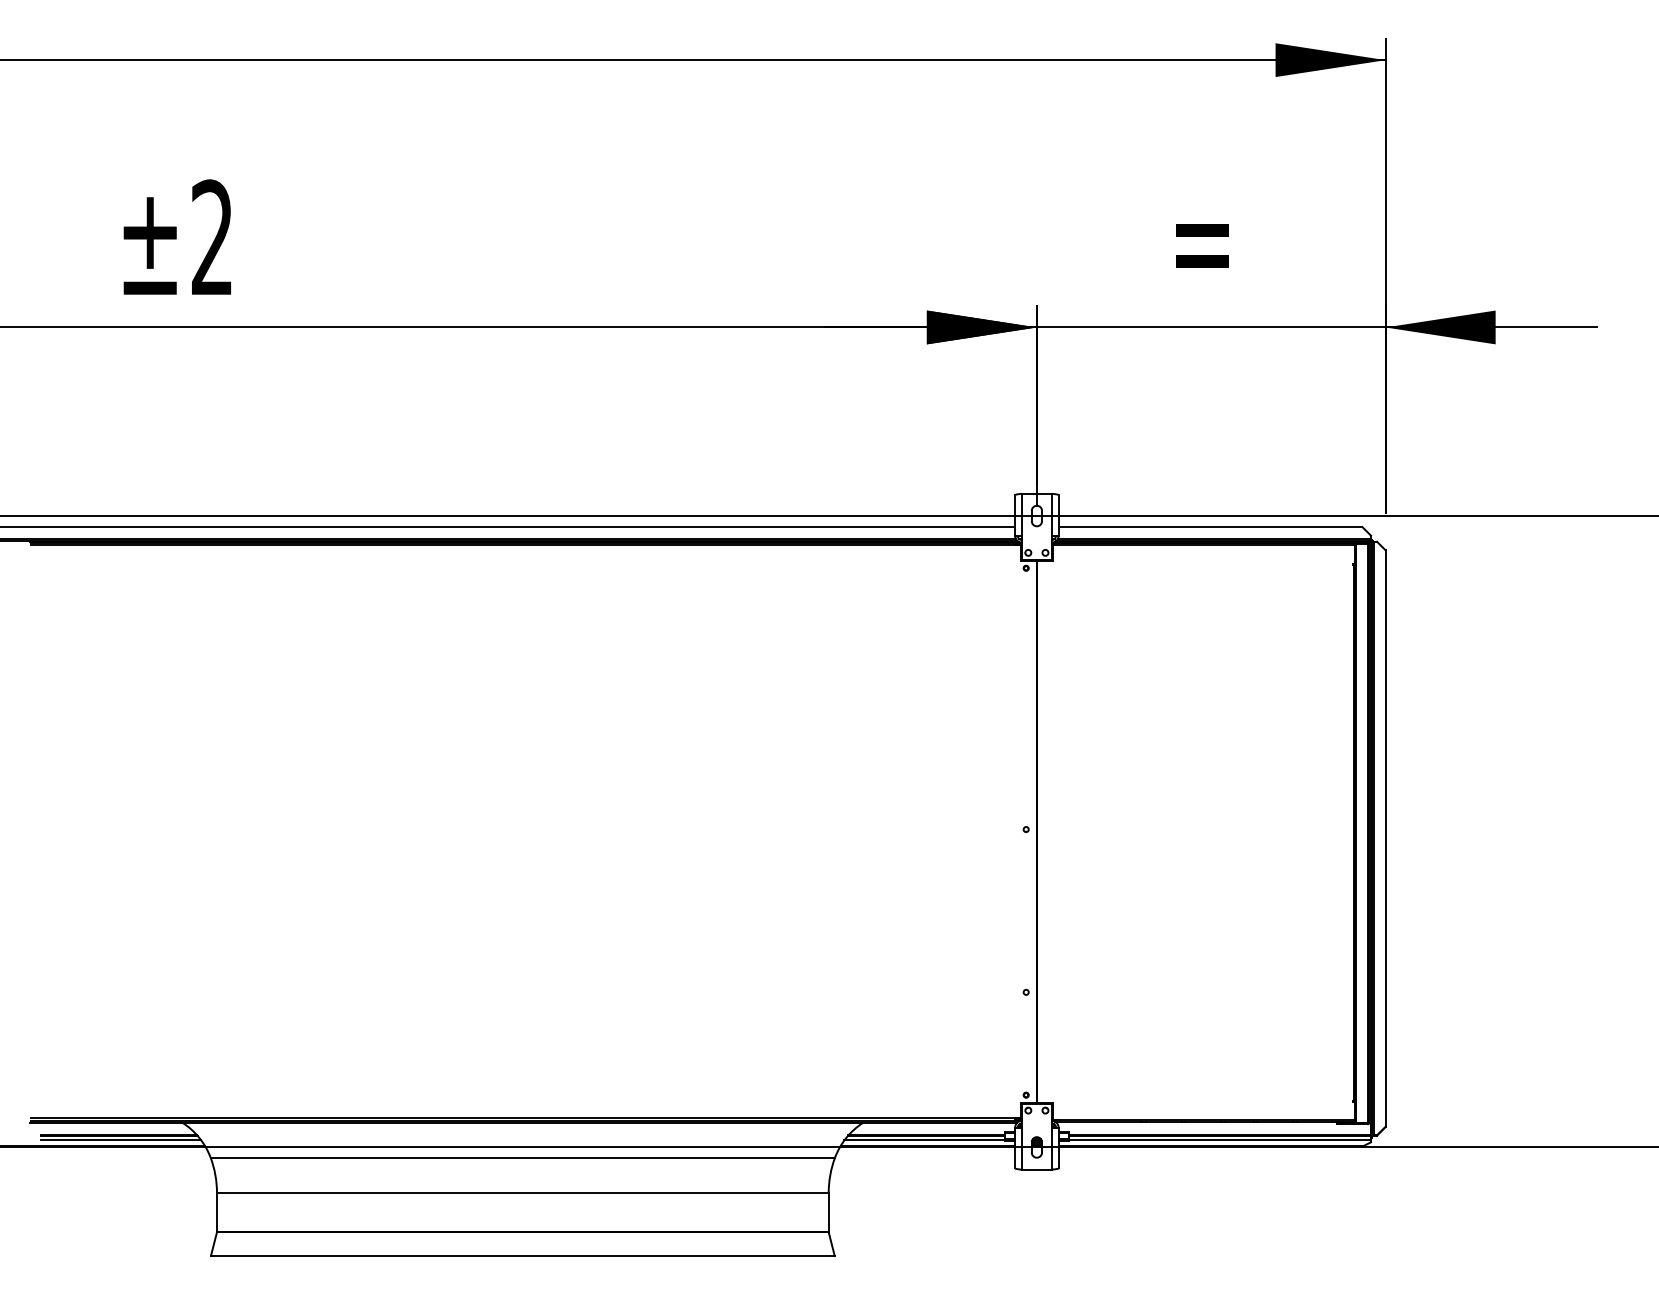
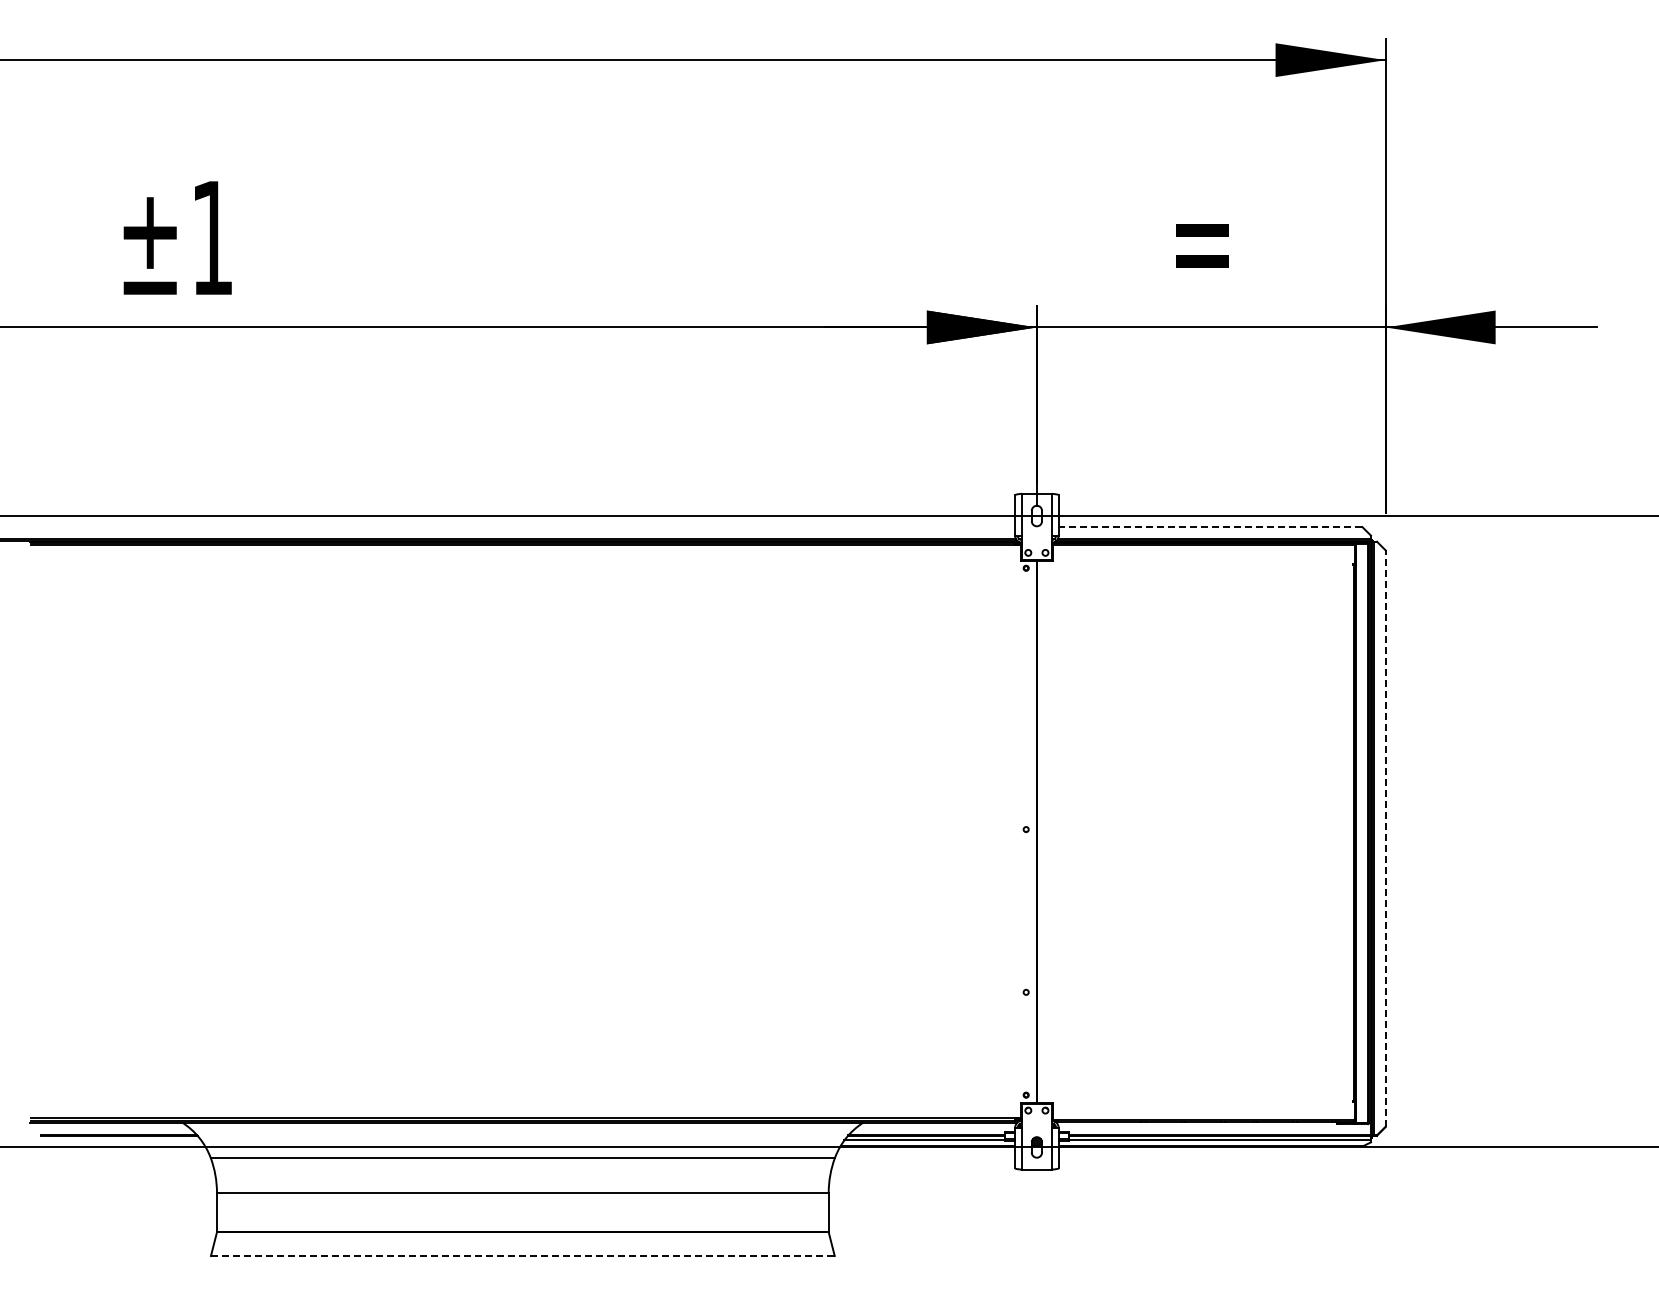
text: ±2 -> ±1 (211, 236)
line: present -> none (508, 527)
line: solid -> dashed (1210, 527)
line: solid -> dashed (1385, 838)
line: present -> none (120, 1140)
line: present -> none (103, 1145)
line: solid -> dashed (522, 1255)
